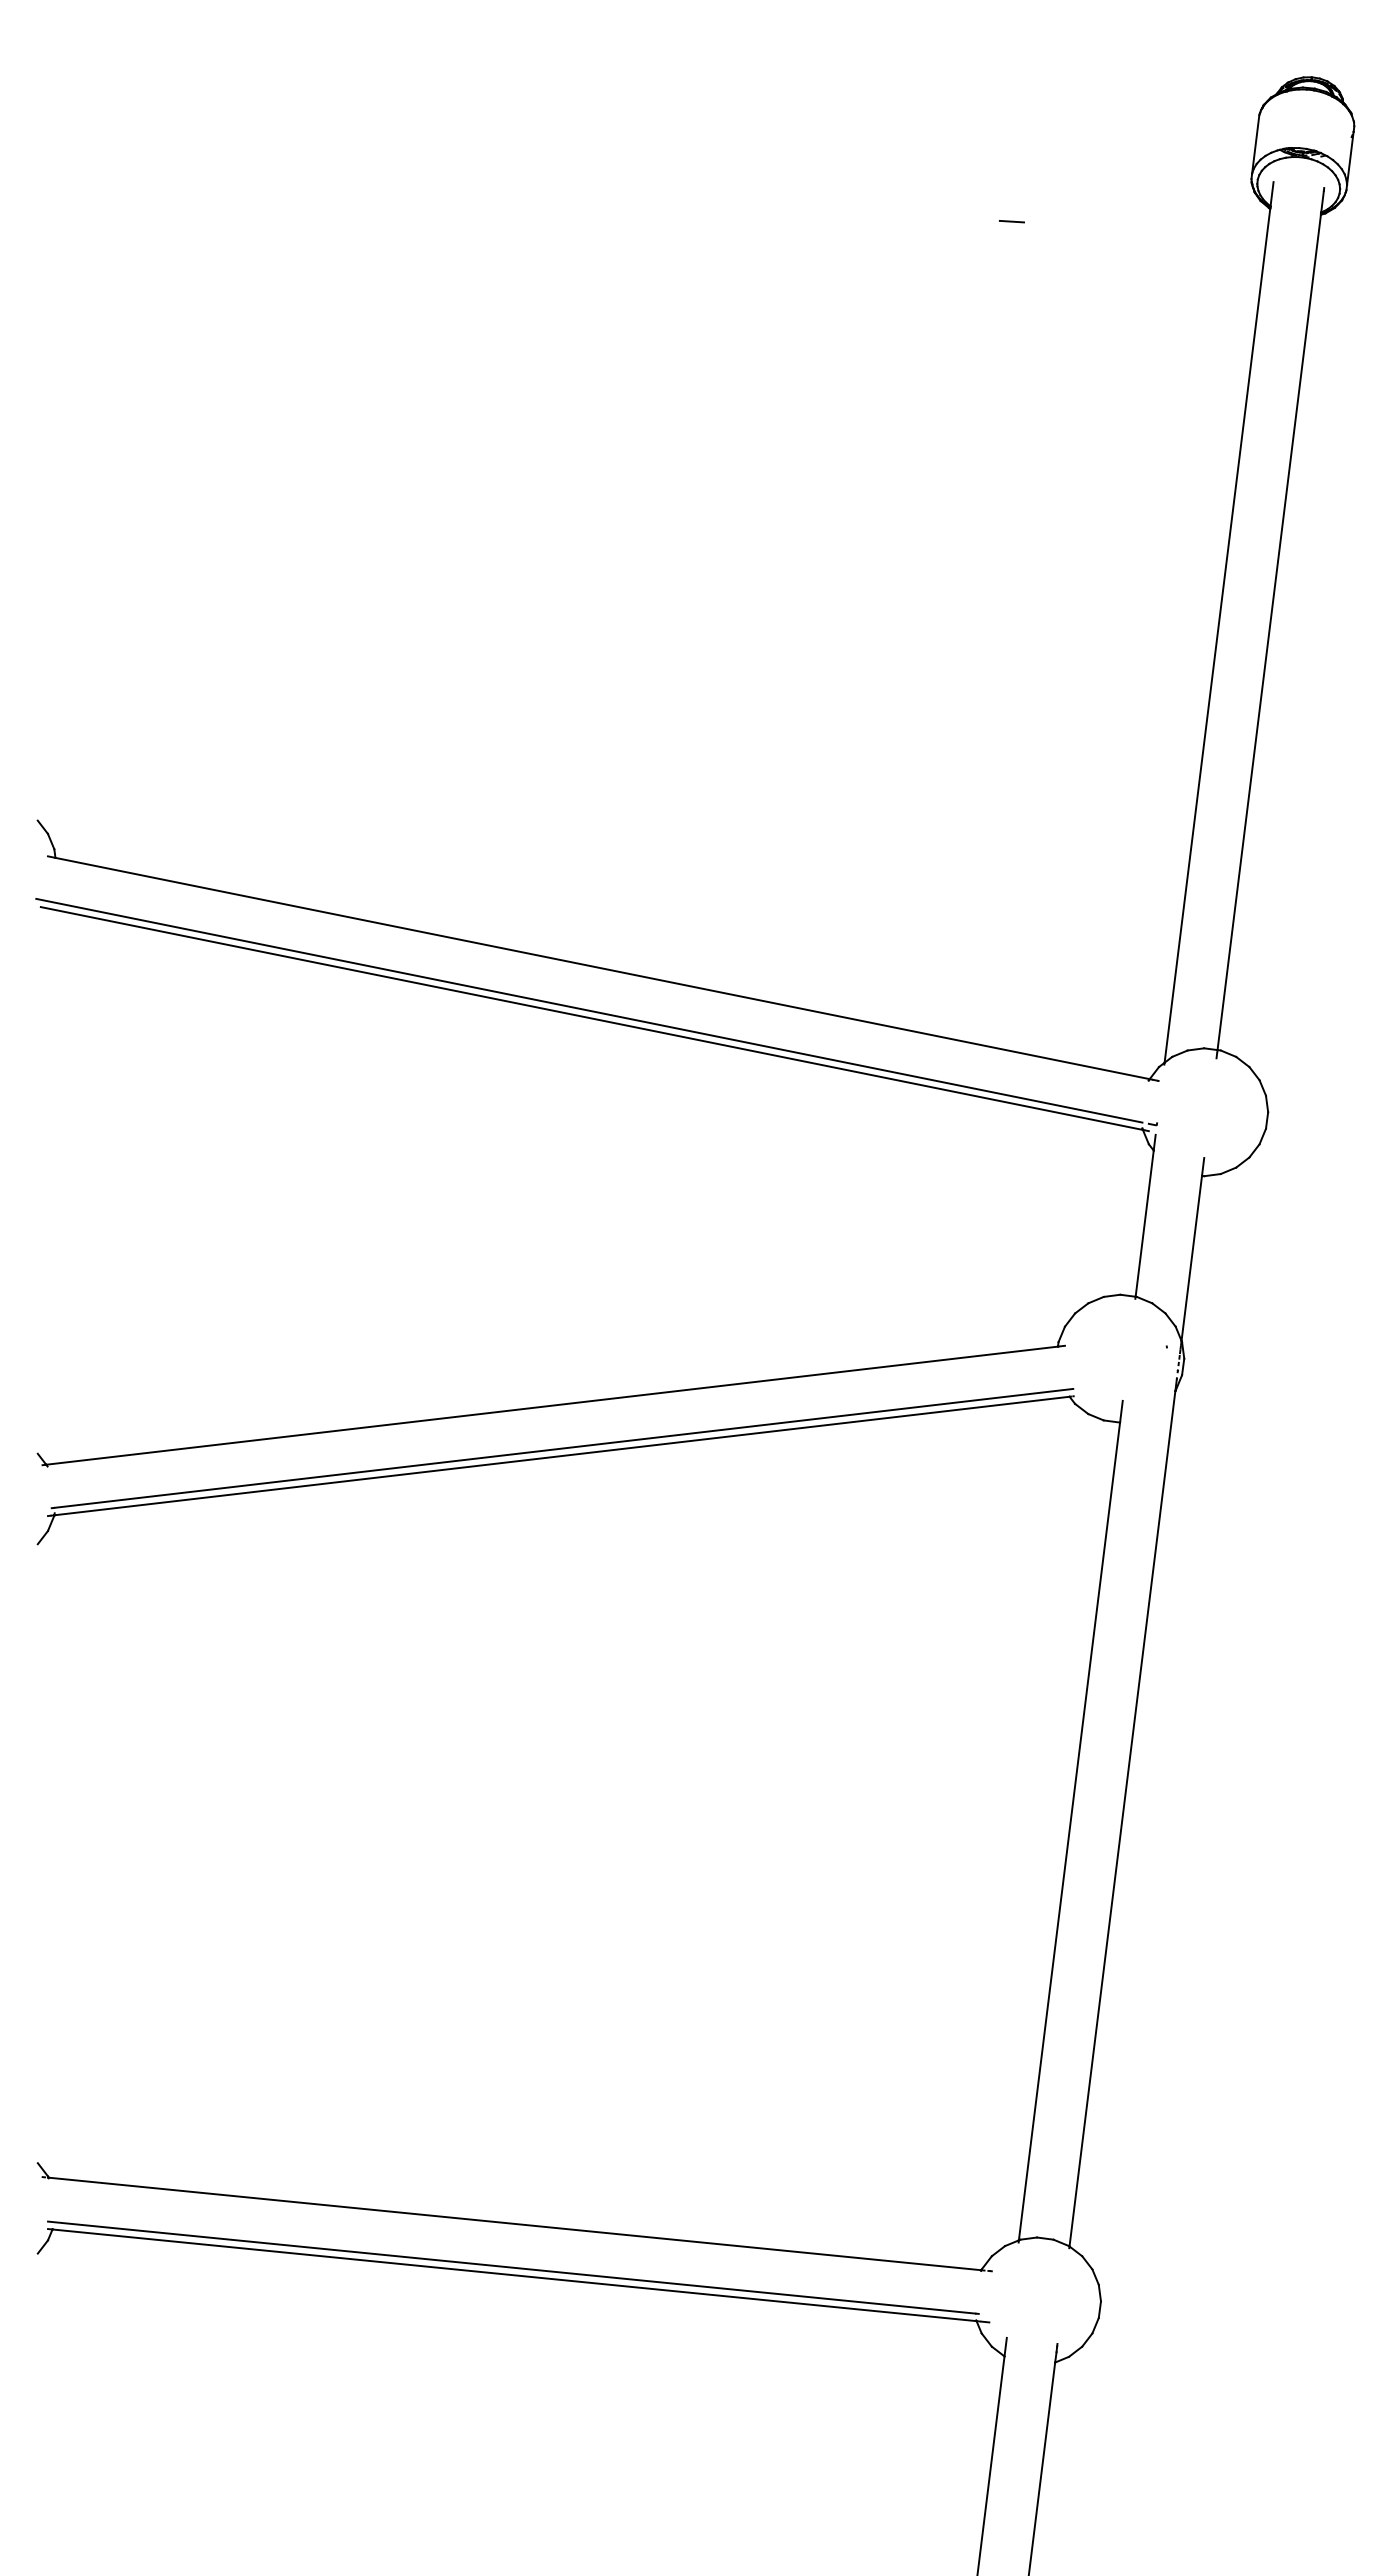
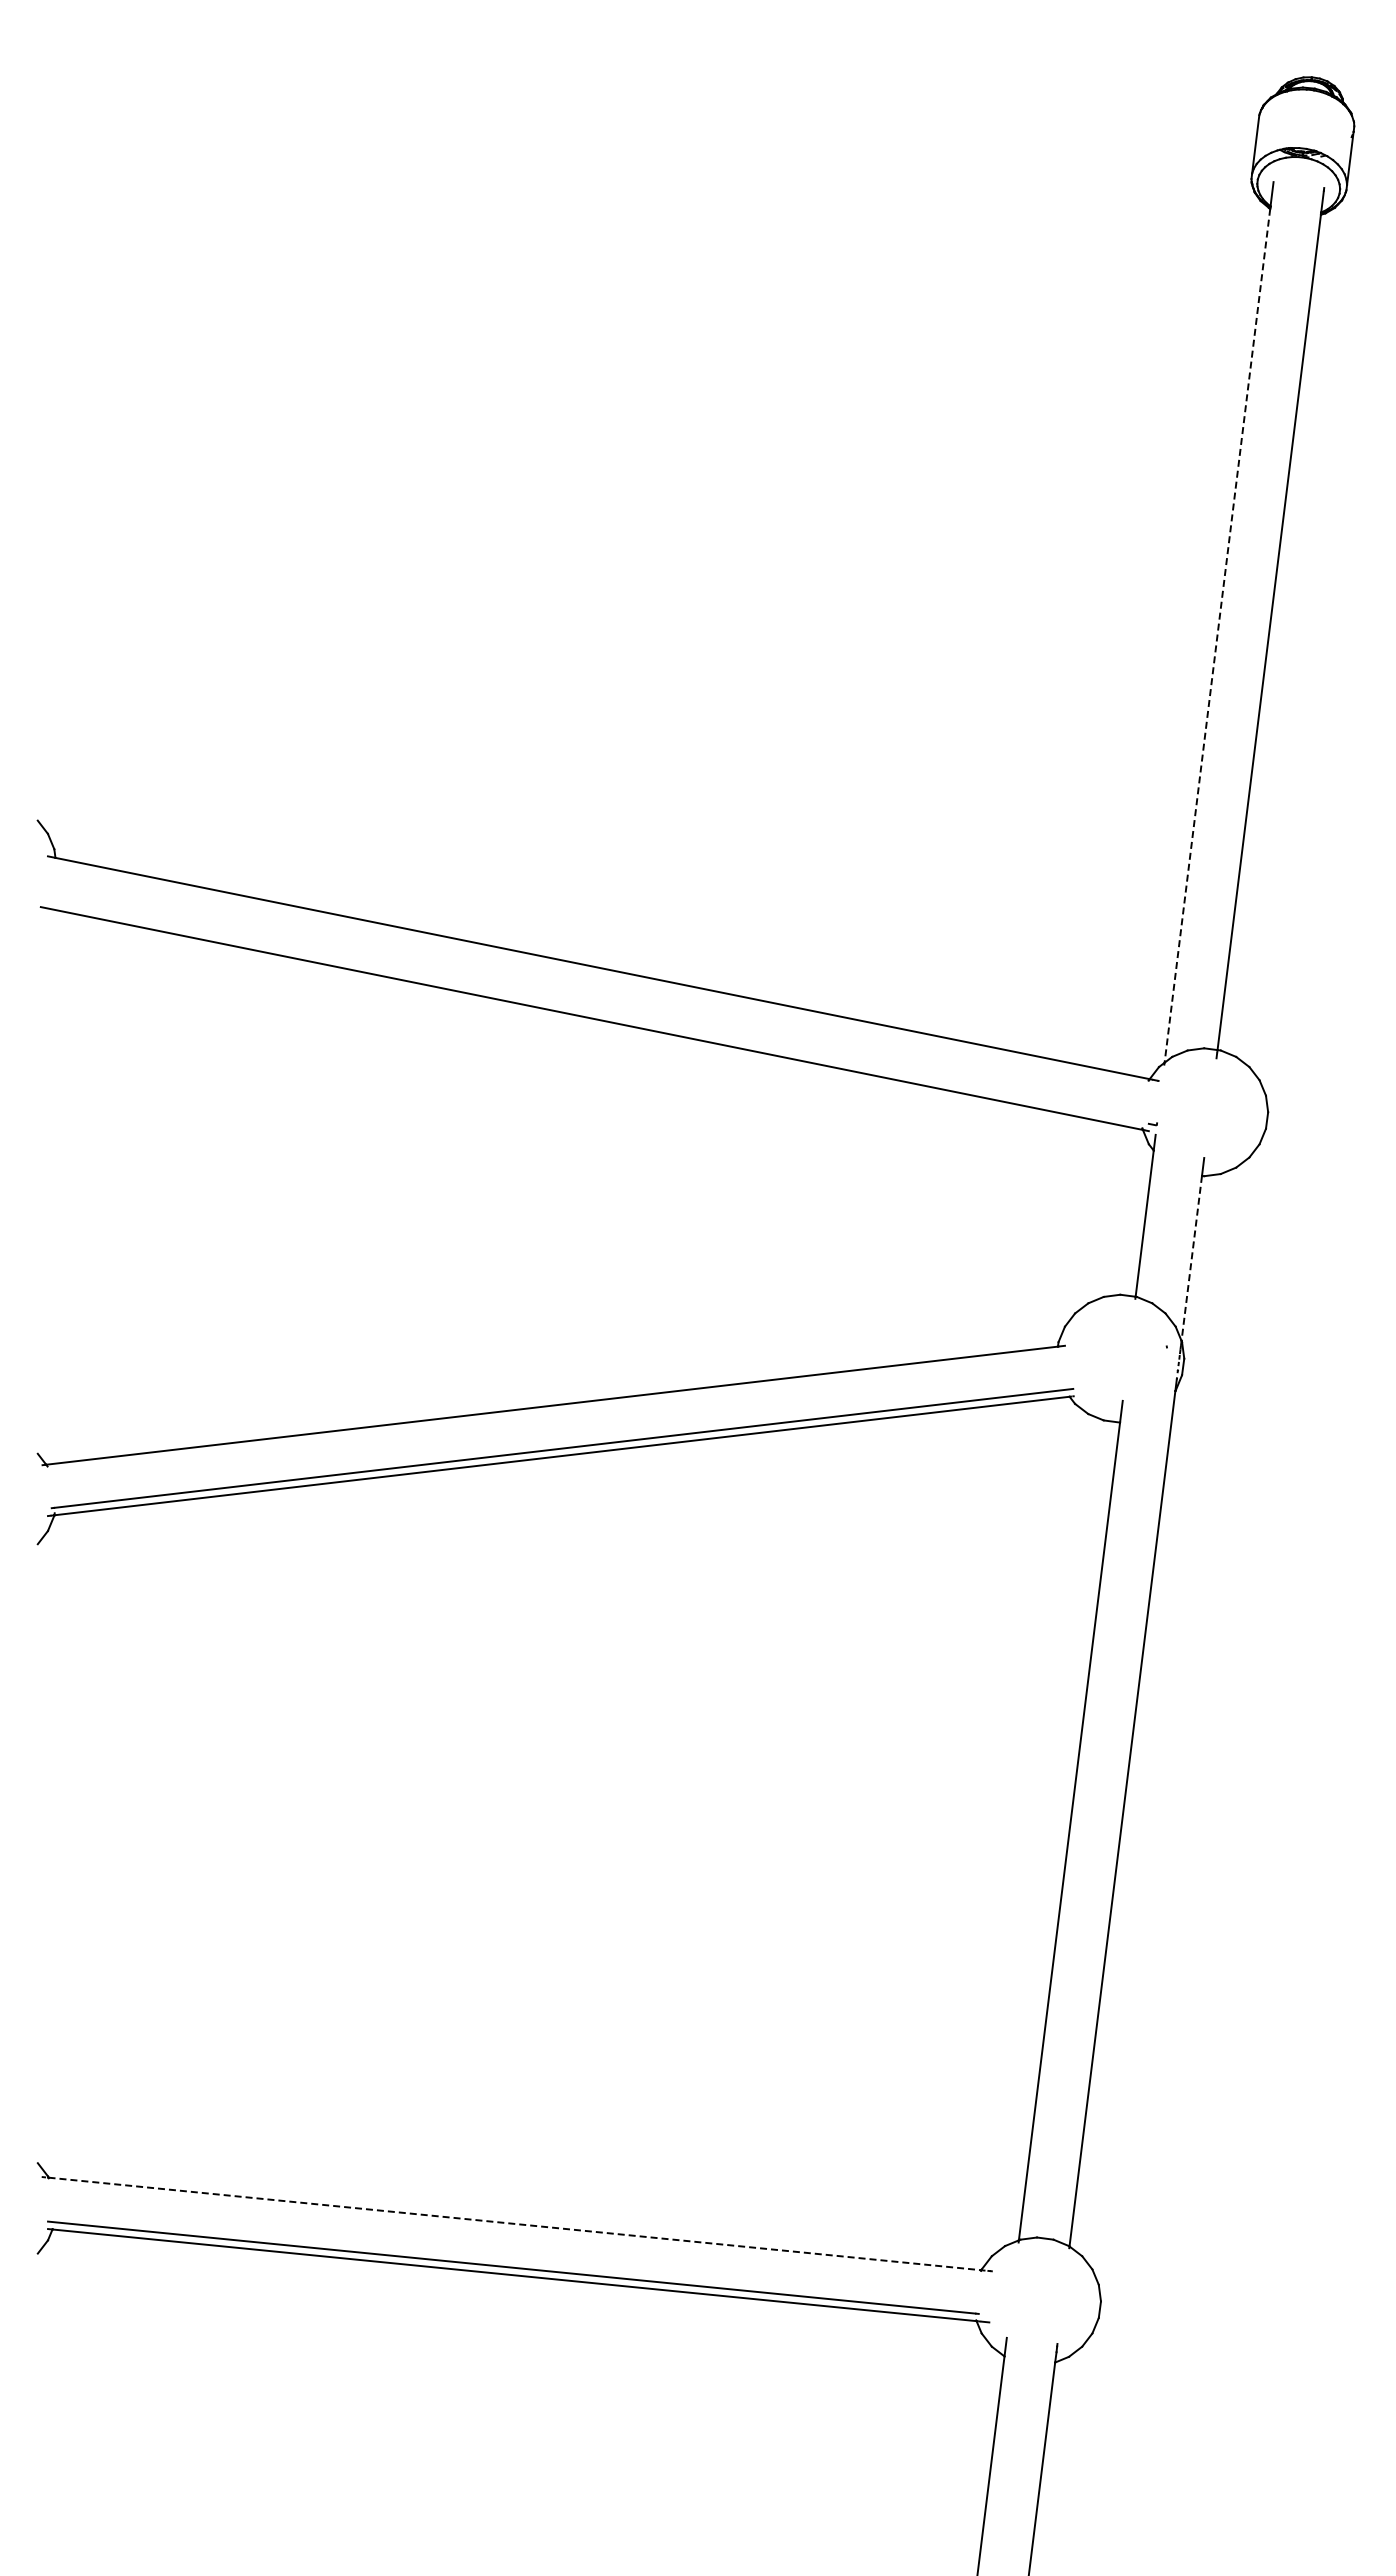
line: present -> none (1011, 221)
line: solid -> dashed (1217, 636)
line: present -> none (589, 1010)
line: solid -> dashed (1191, 1258)
line: solid -> dashed (514, 2223)
